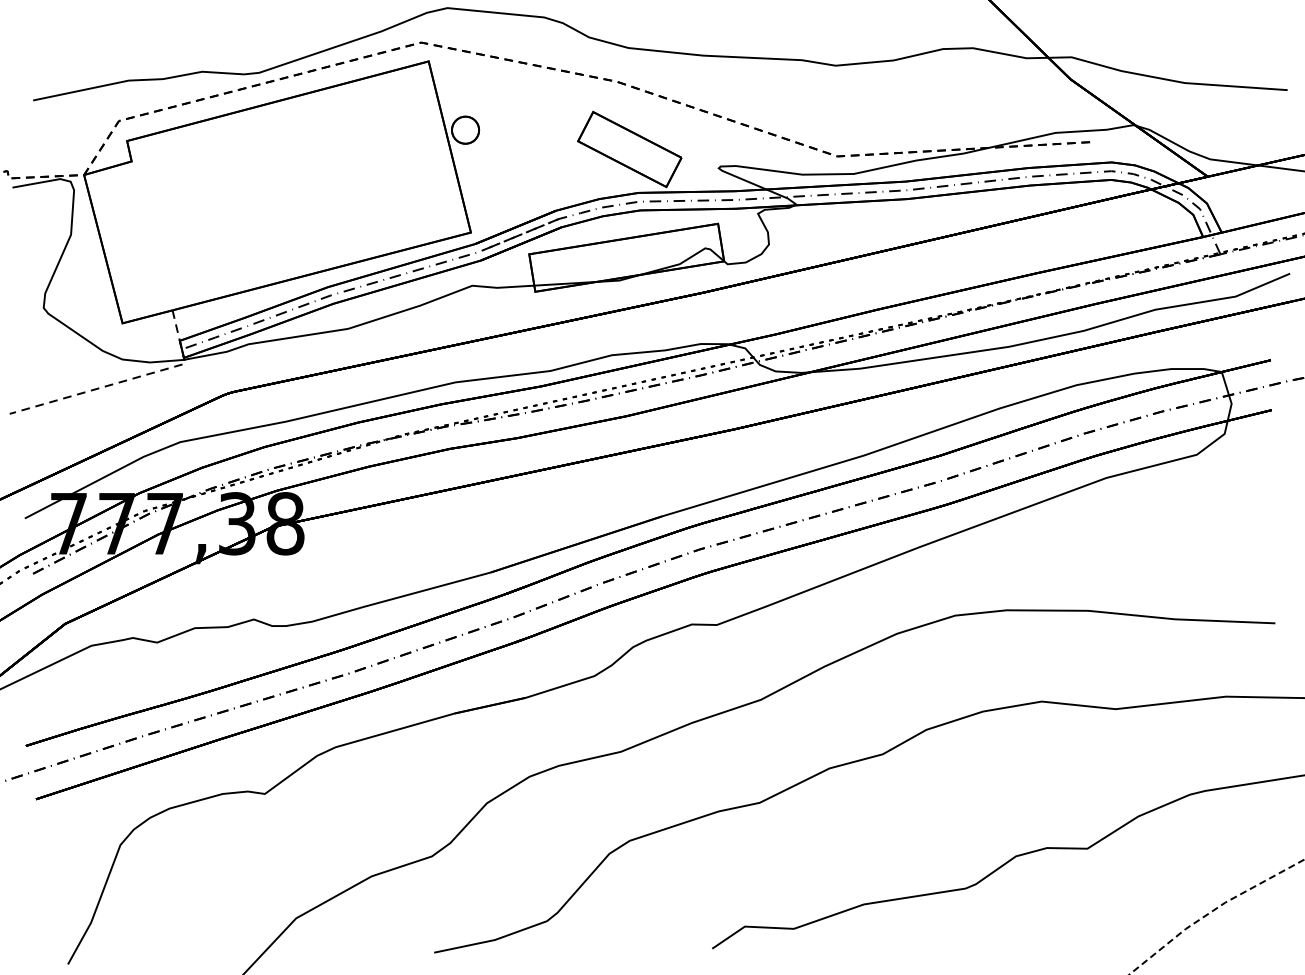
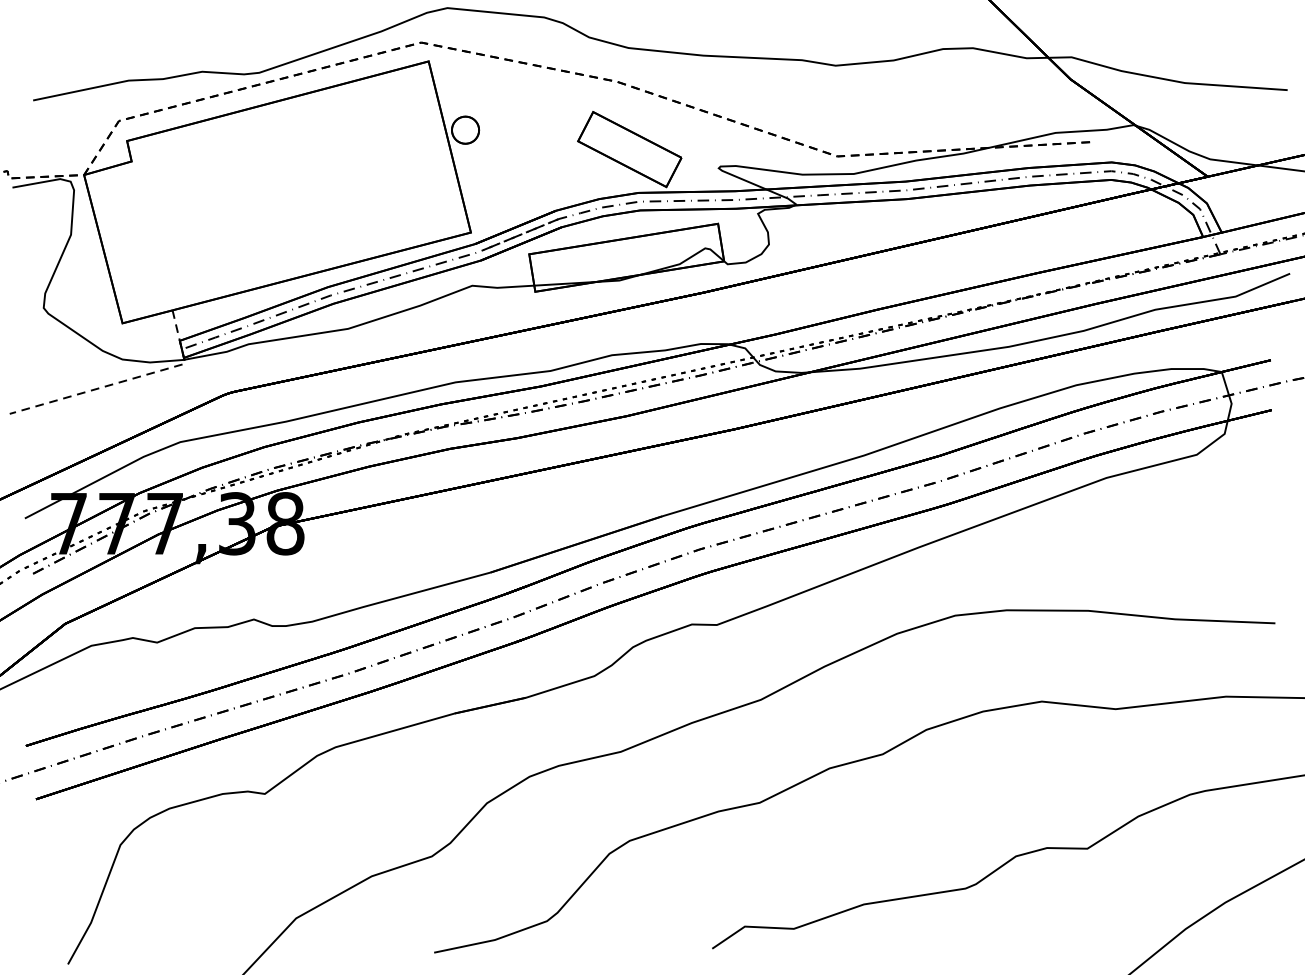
line: dashed -> solid (1212, 911)
